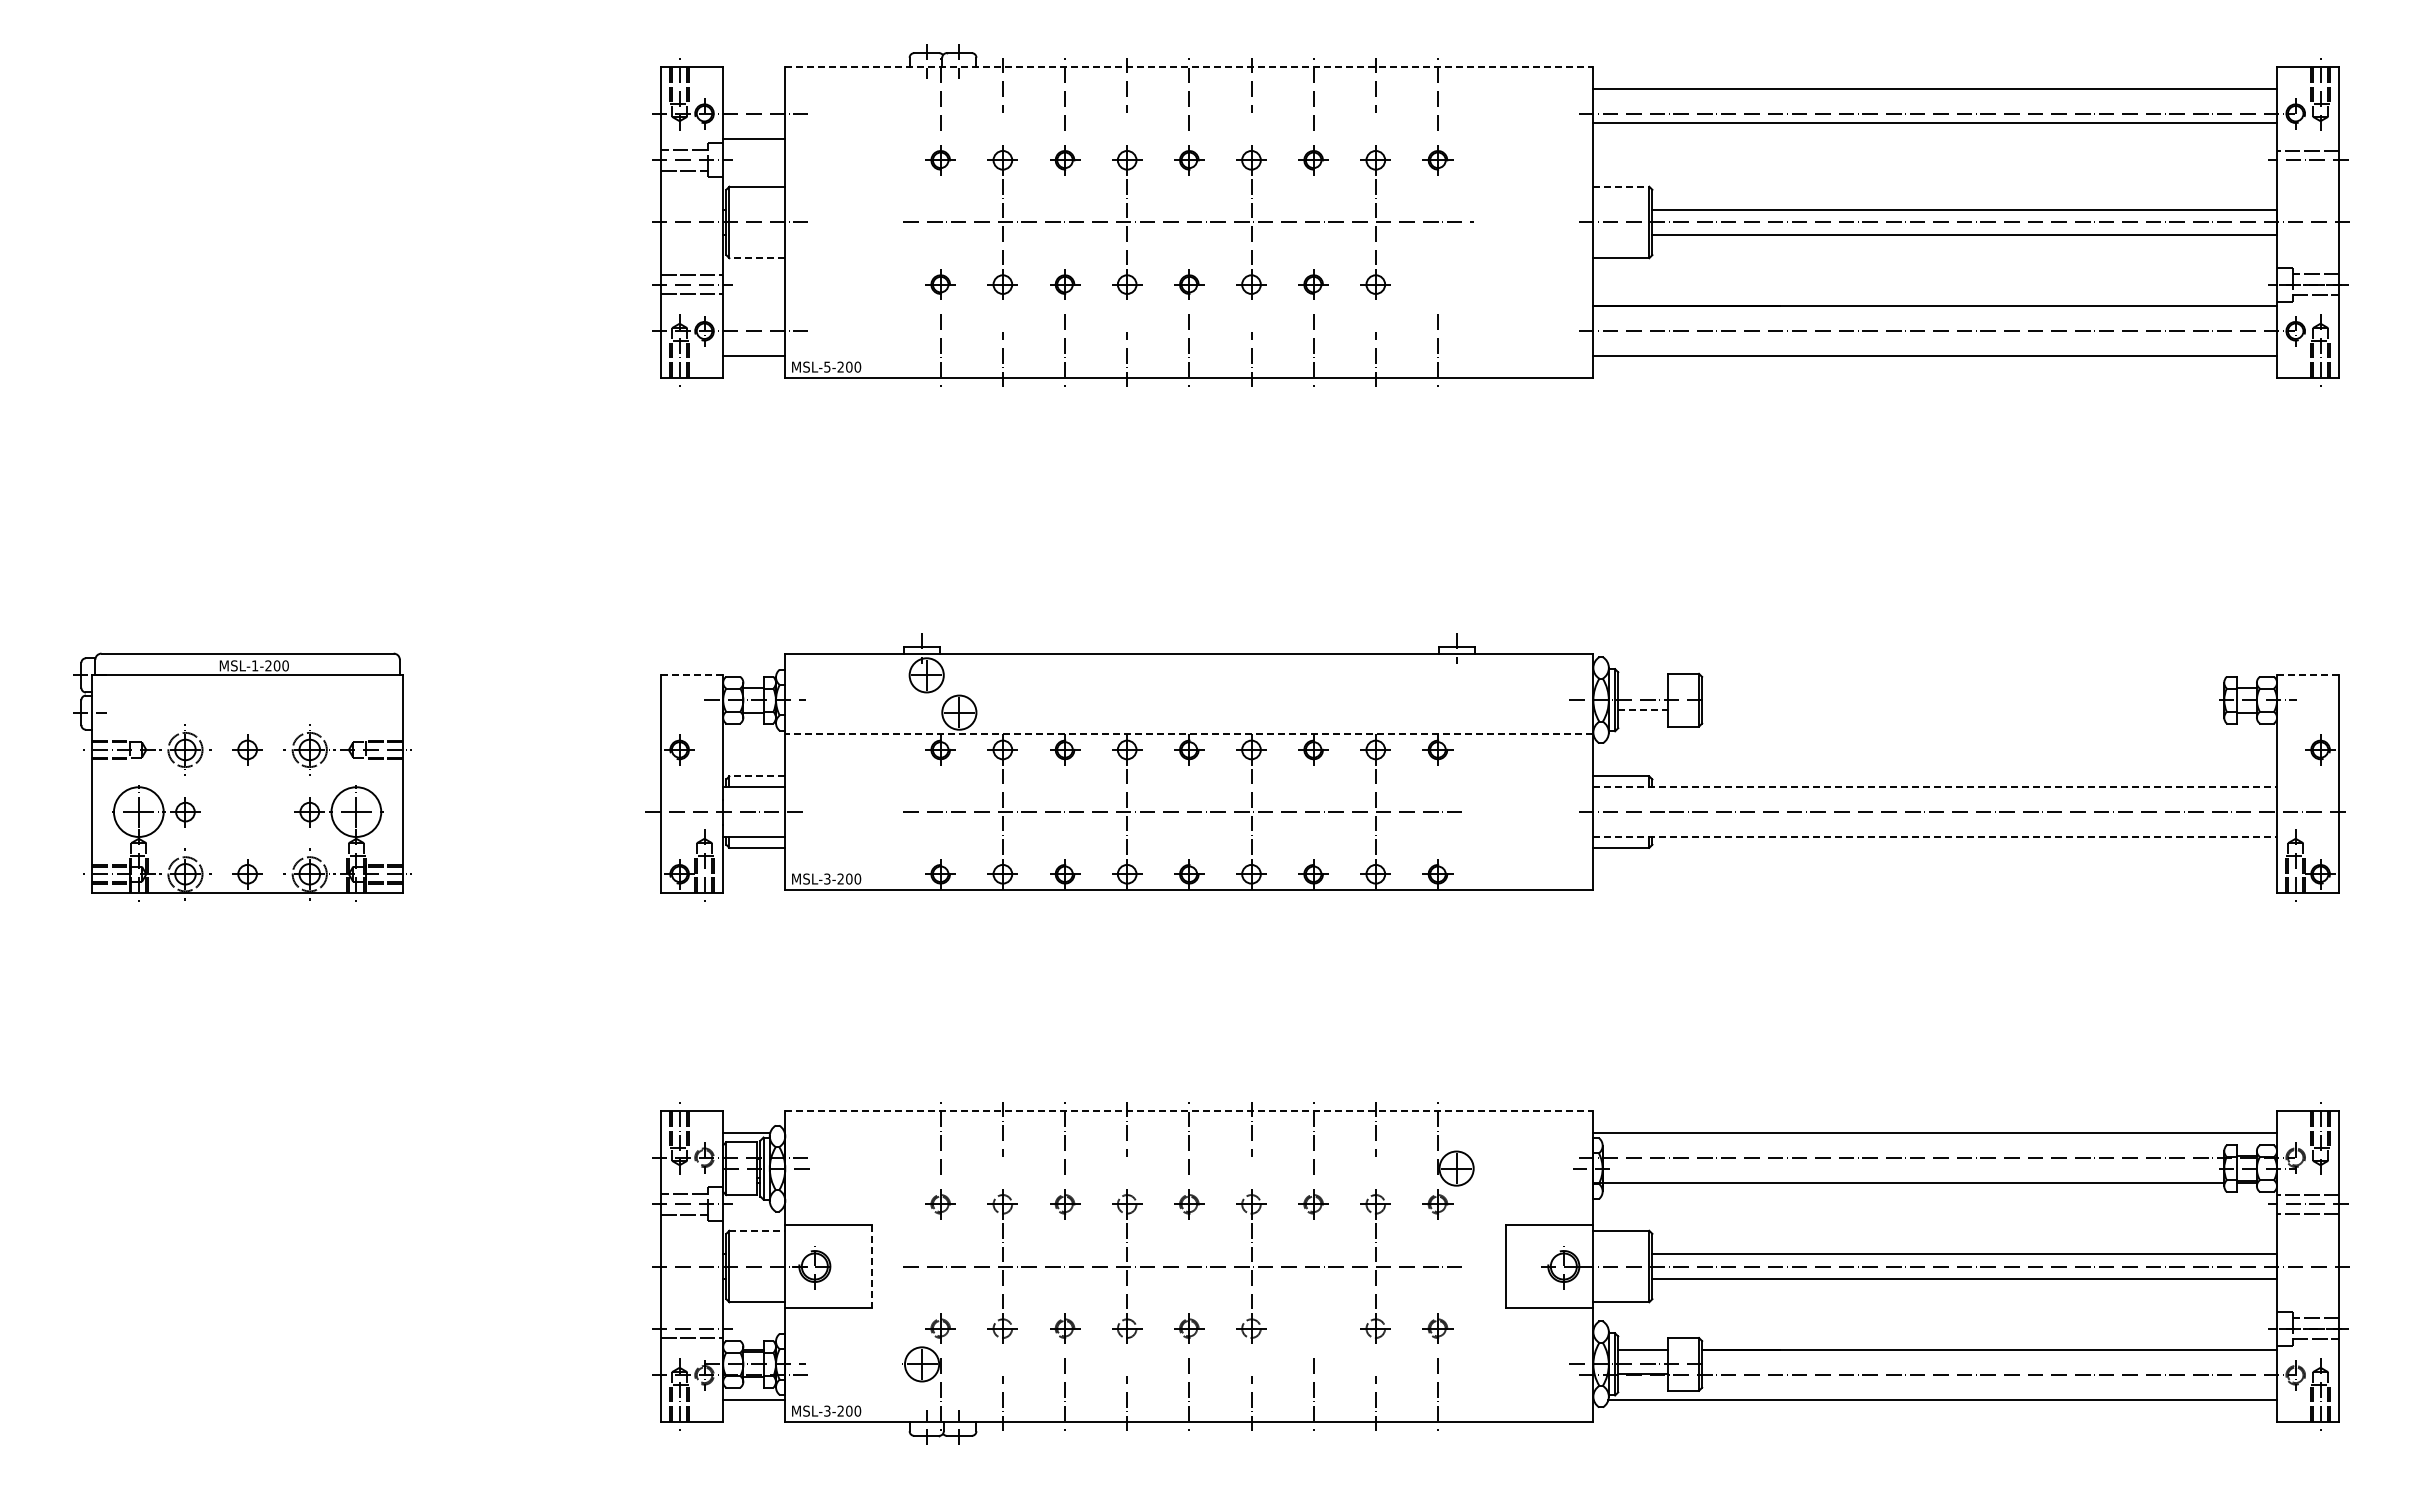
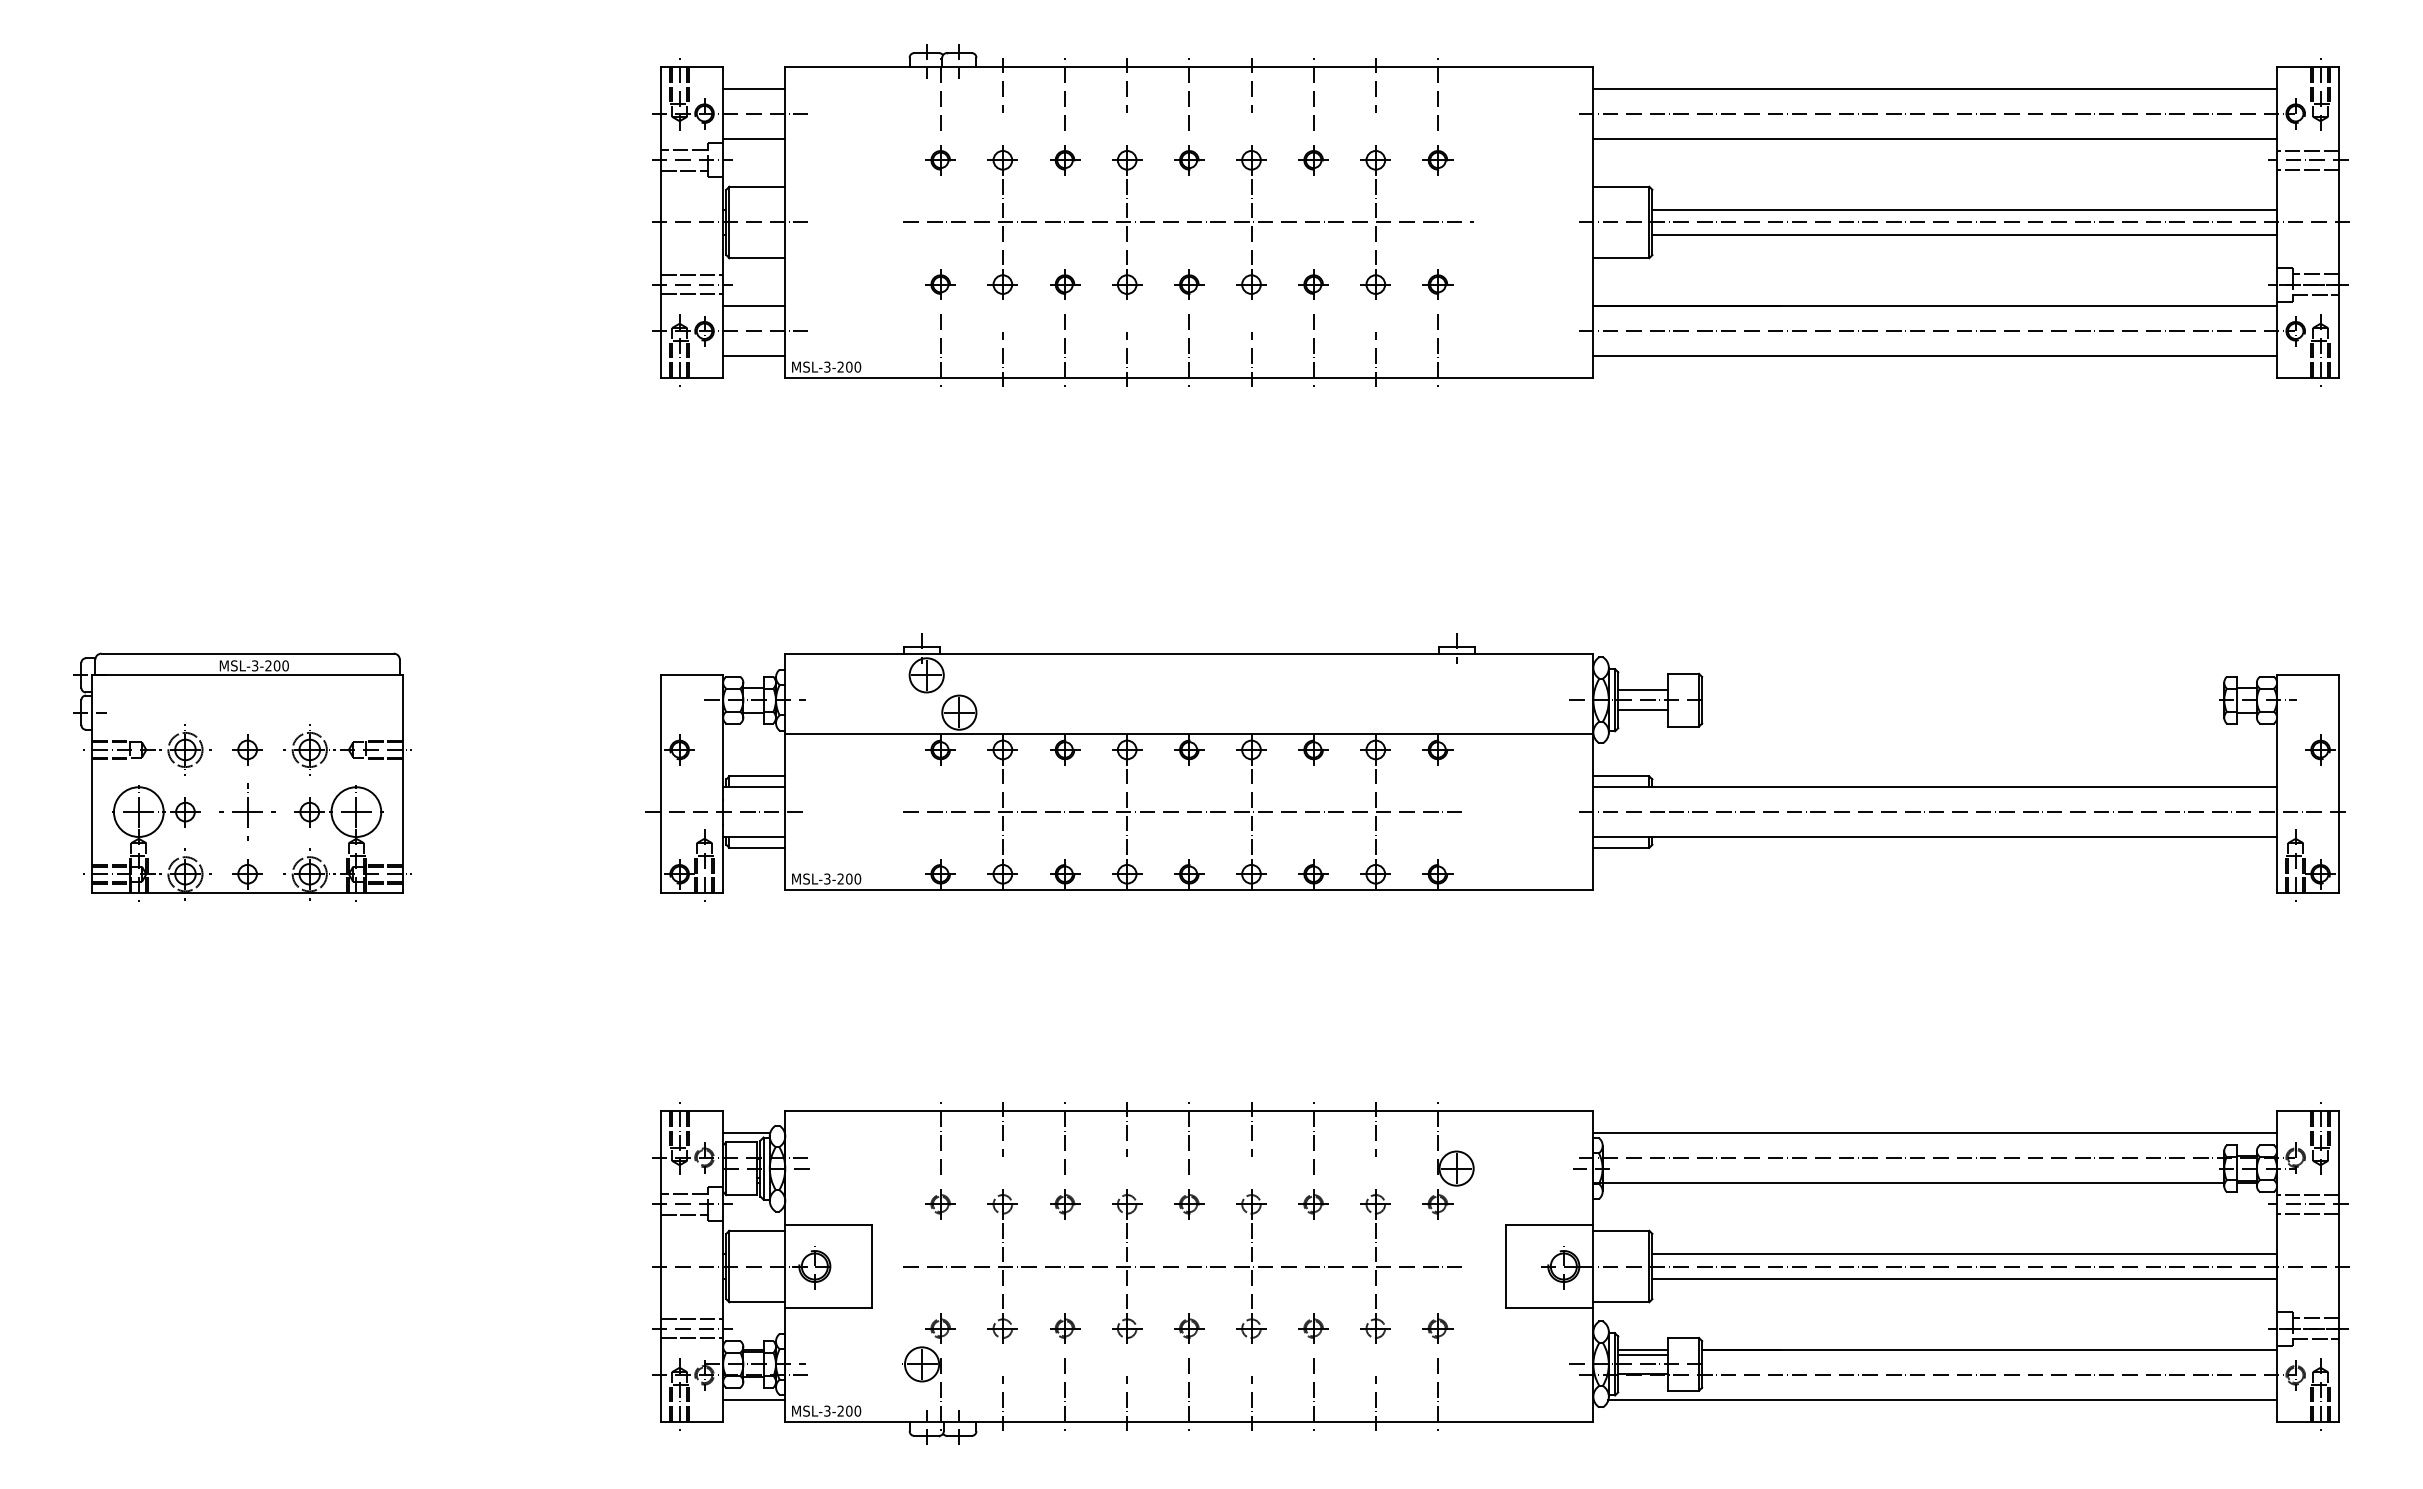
line: dashed -> solid (1189, 67)
line: none -> present (754, 88)
line position: (1935, 122) -> (1935, 138) (1935, 138)
line: none -> present (2308, 169)
line: dashed -> solid (1621, 186)
line: dashed -> solid (757, 258)
part: none -> present (1437, 284)
line: none -> present (754, 306)
text: MSL-5-200 -> MSL-3-200 (827, 366)
text: MSL-1-200 -> MSL-3-200 (255, 665)
line: dashed -> solid (692, 675)
line: dashed -> solid (2307, 675)
line: none -> present (1642, 690)
line: dashed -> solid (1643, 710)
line: dashed -> solid (1188, 734)
line: dashed -> solid (757, 776)
line: dashed -> solid (1935, 787)
part: none -> present (247, 811)
line: dashed -> solid (1935, 836)
line: dashed -> solid (1189, 1111)
line: dashed -> solid (757, 1230)
line: dashed -> solid (872, 1266)
line: none -> present (692, 1319)
part: none -> present (1313, 1328)
line: none -> present (1642, 1354)
